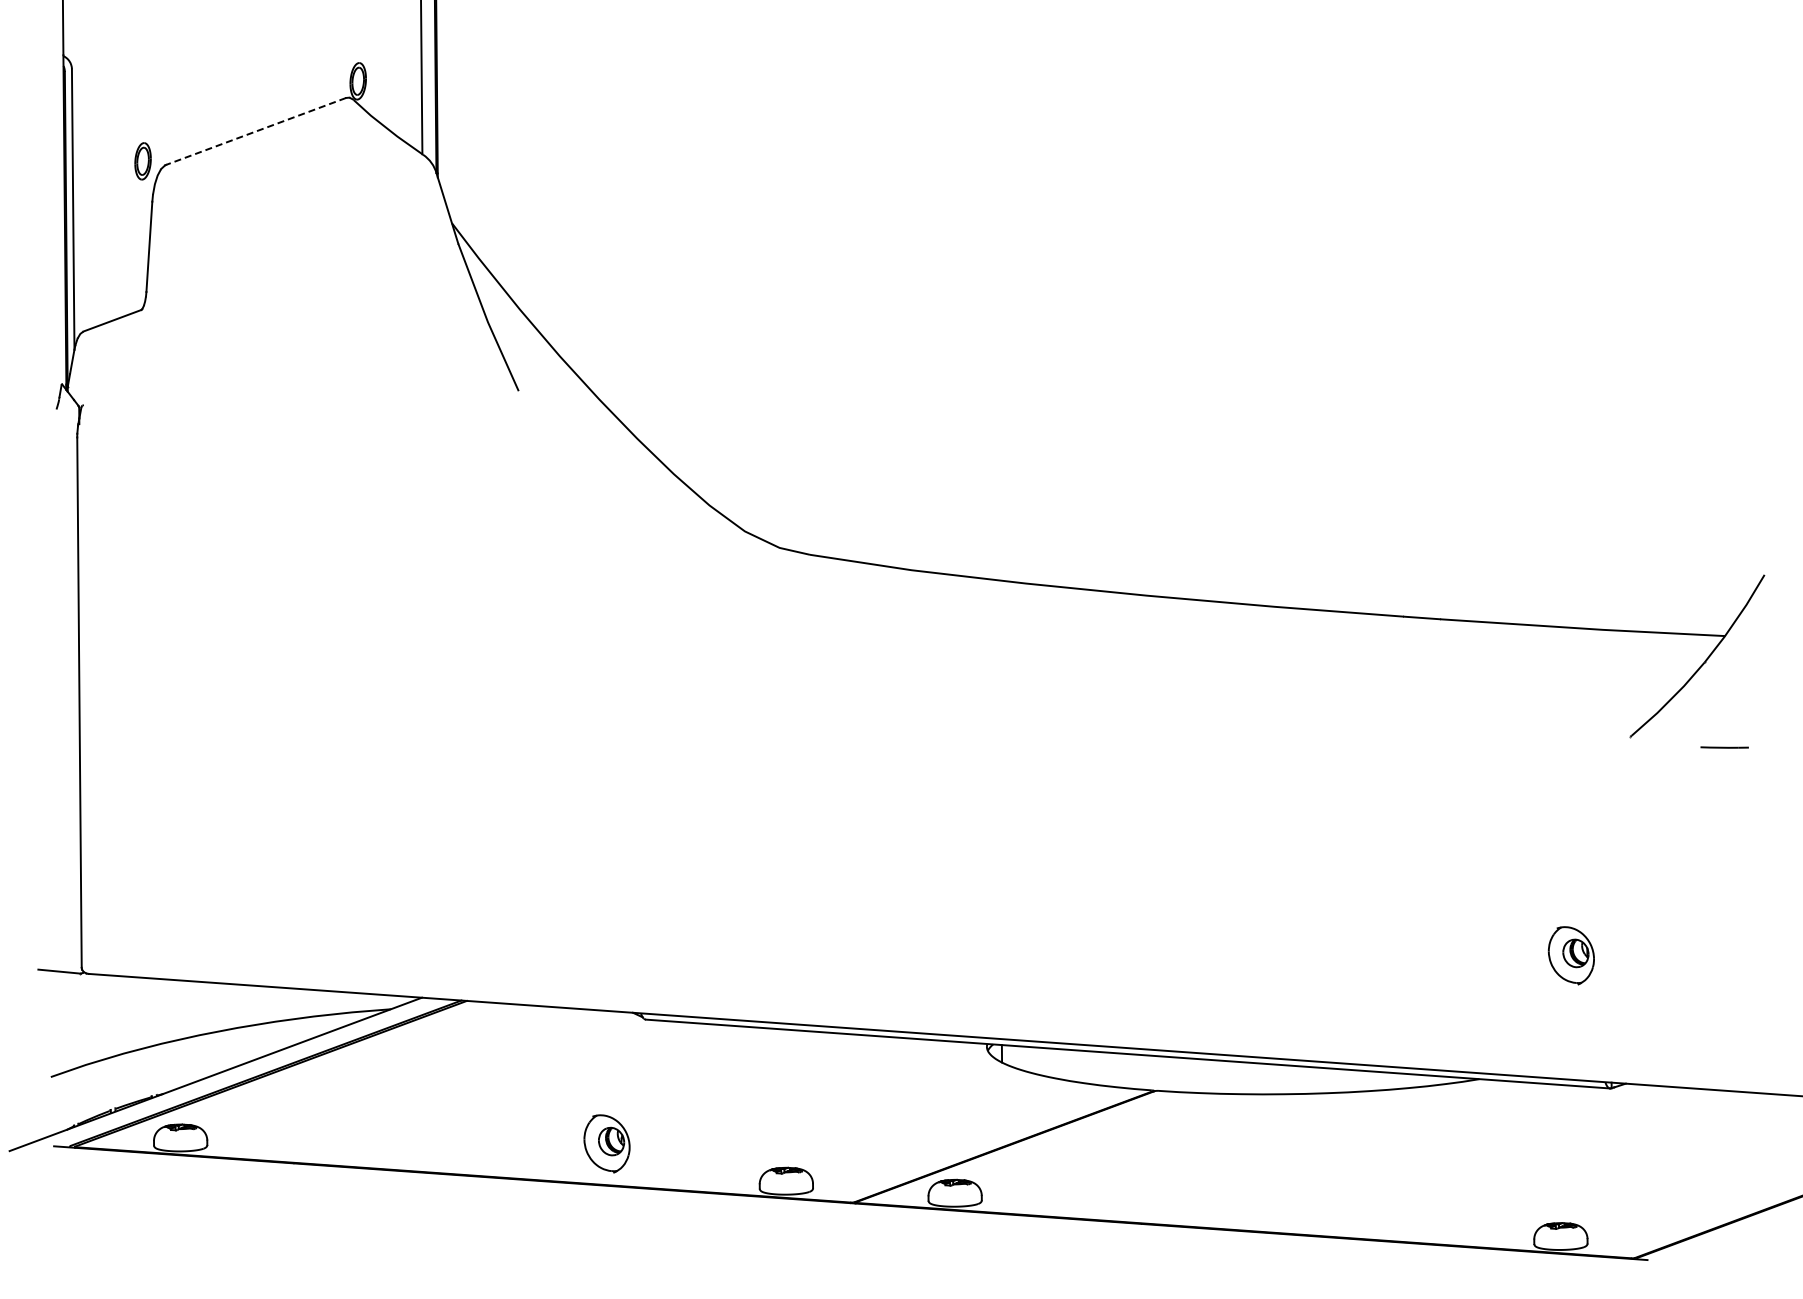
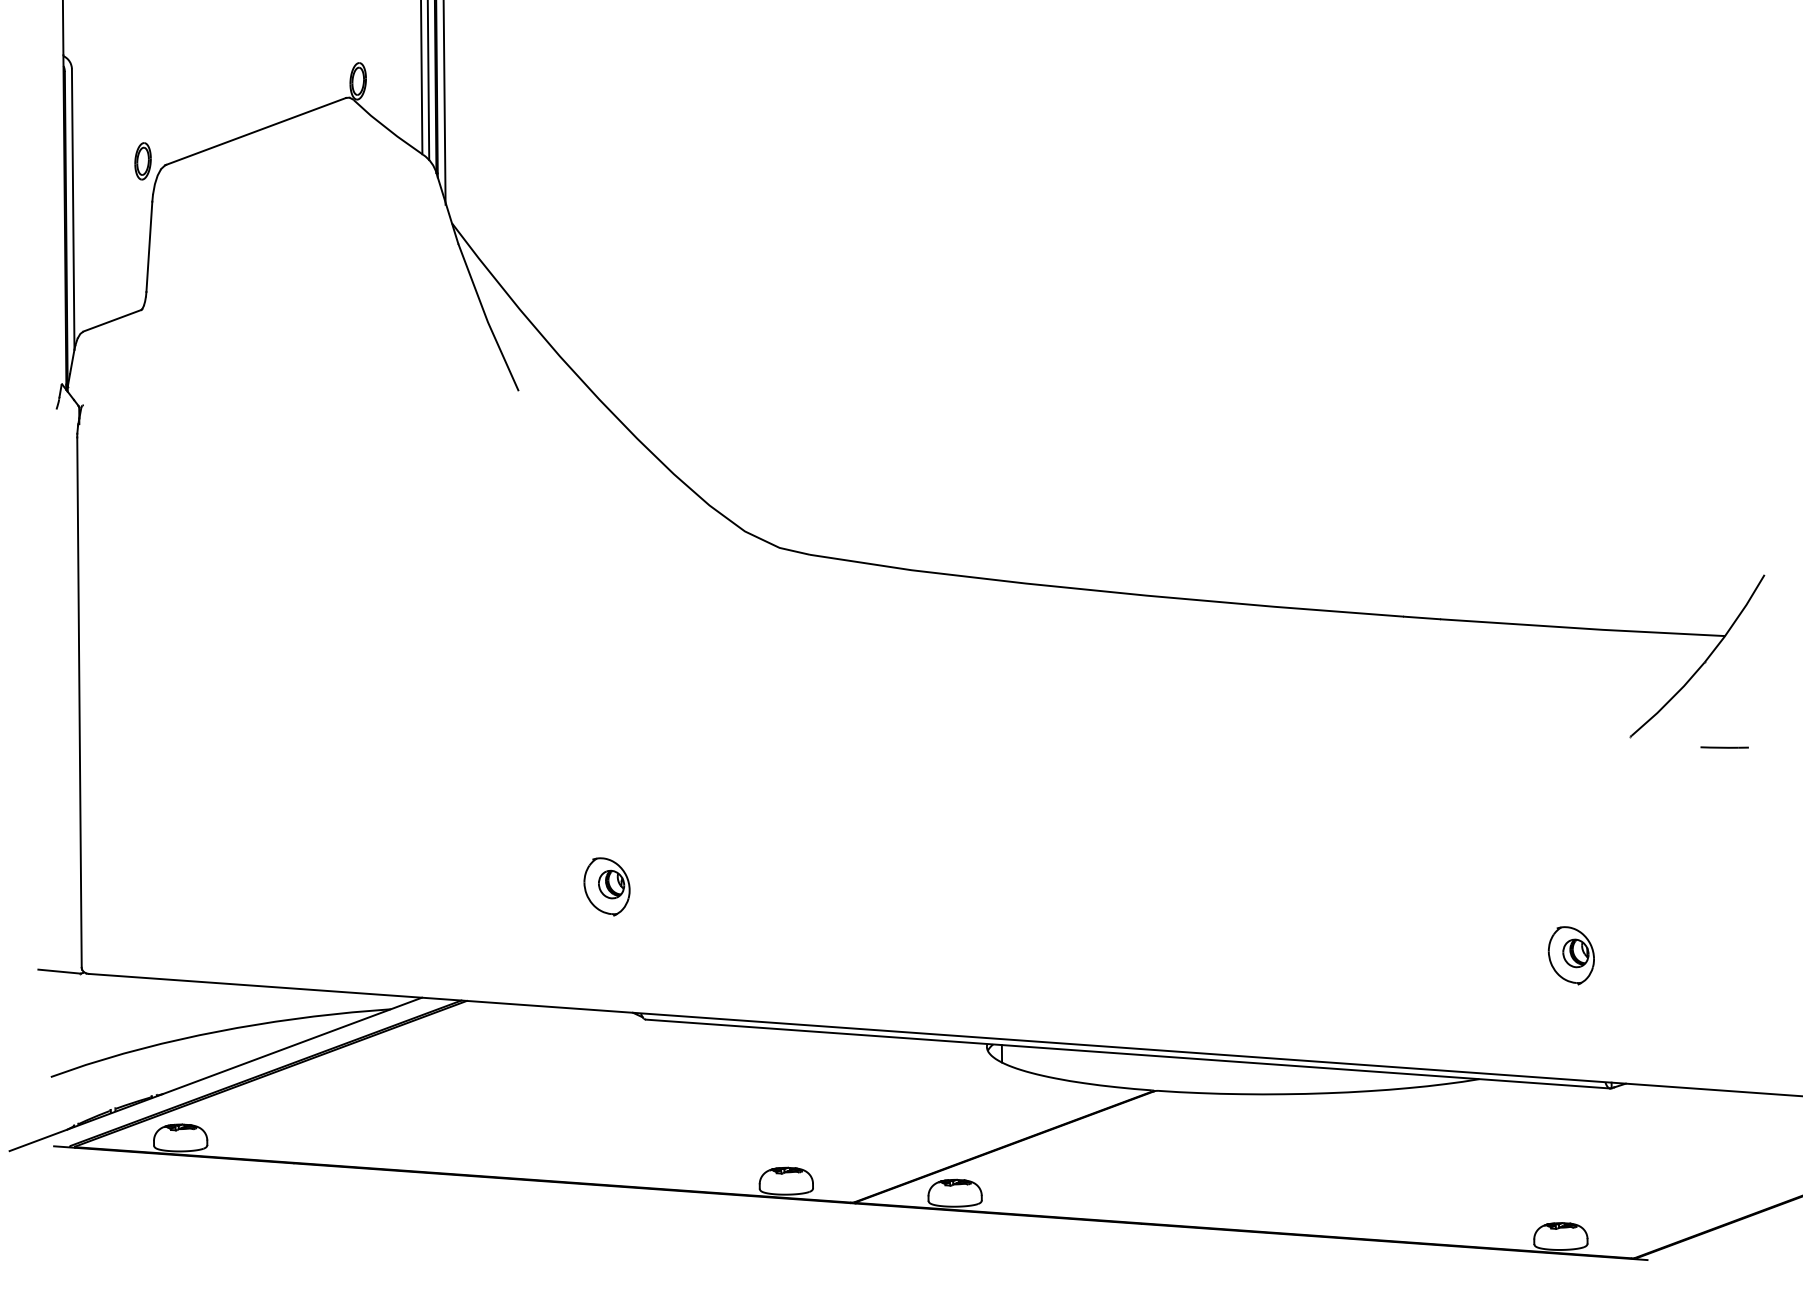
line: none -> present (428, 81)
line: none -> present (444, 103)
line: dashed -> solid (256, 131)
part position: (606, 1143) -> (606, 886) (606, 886)
